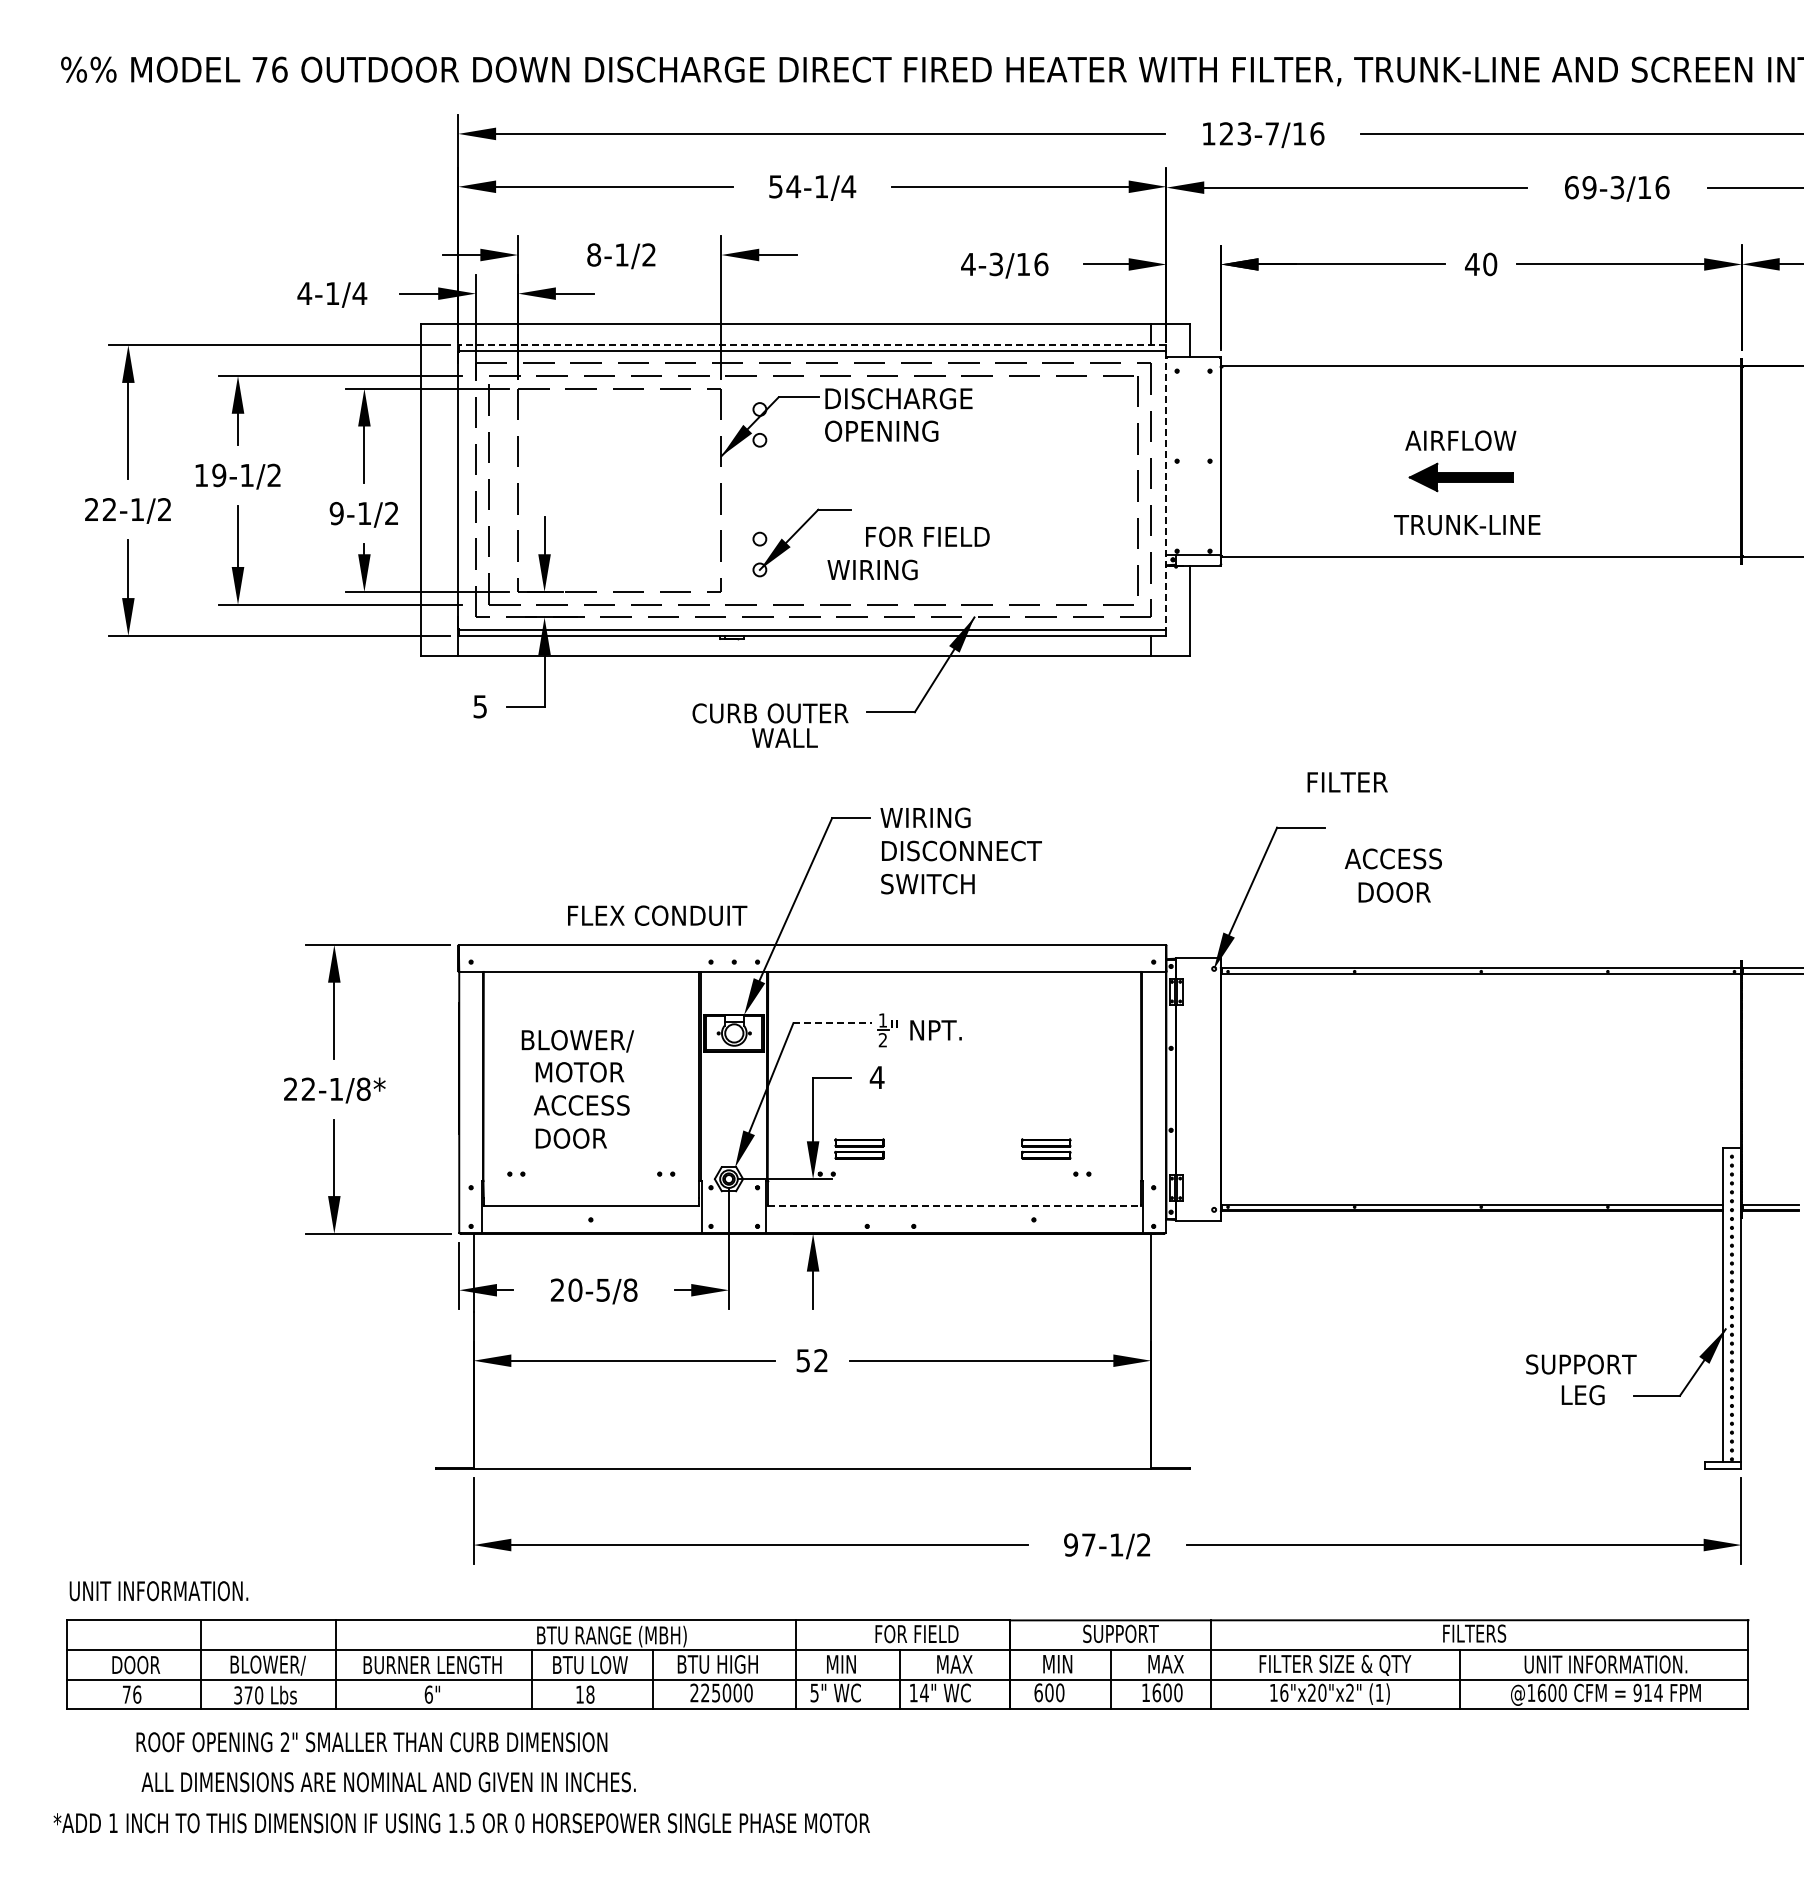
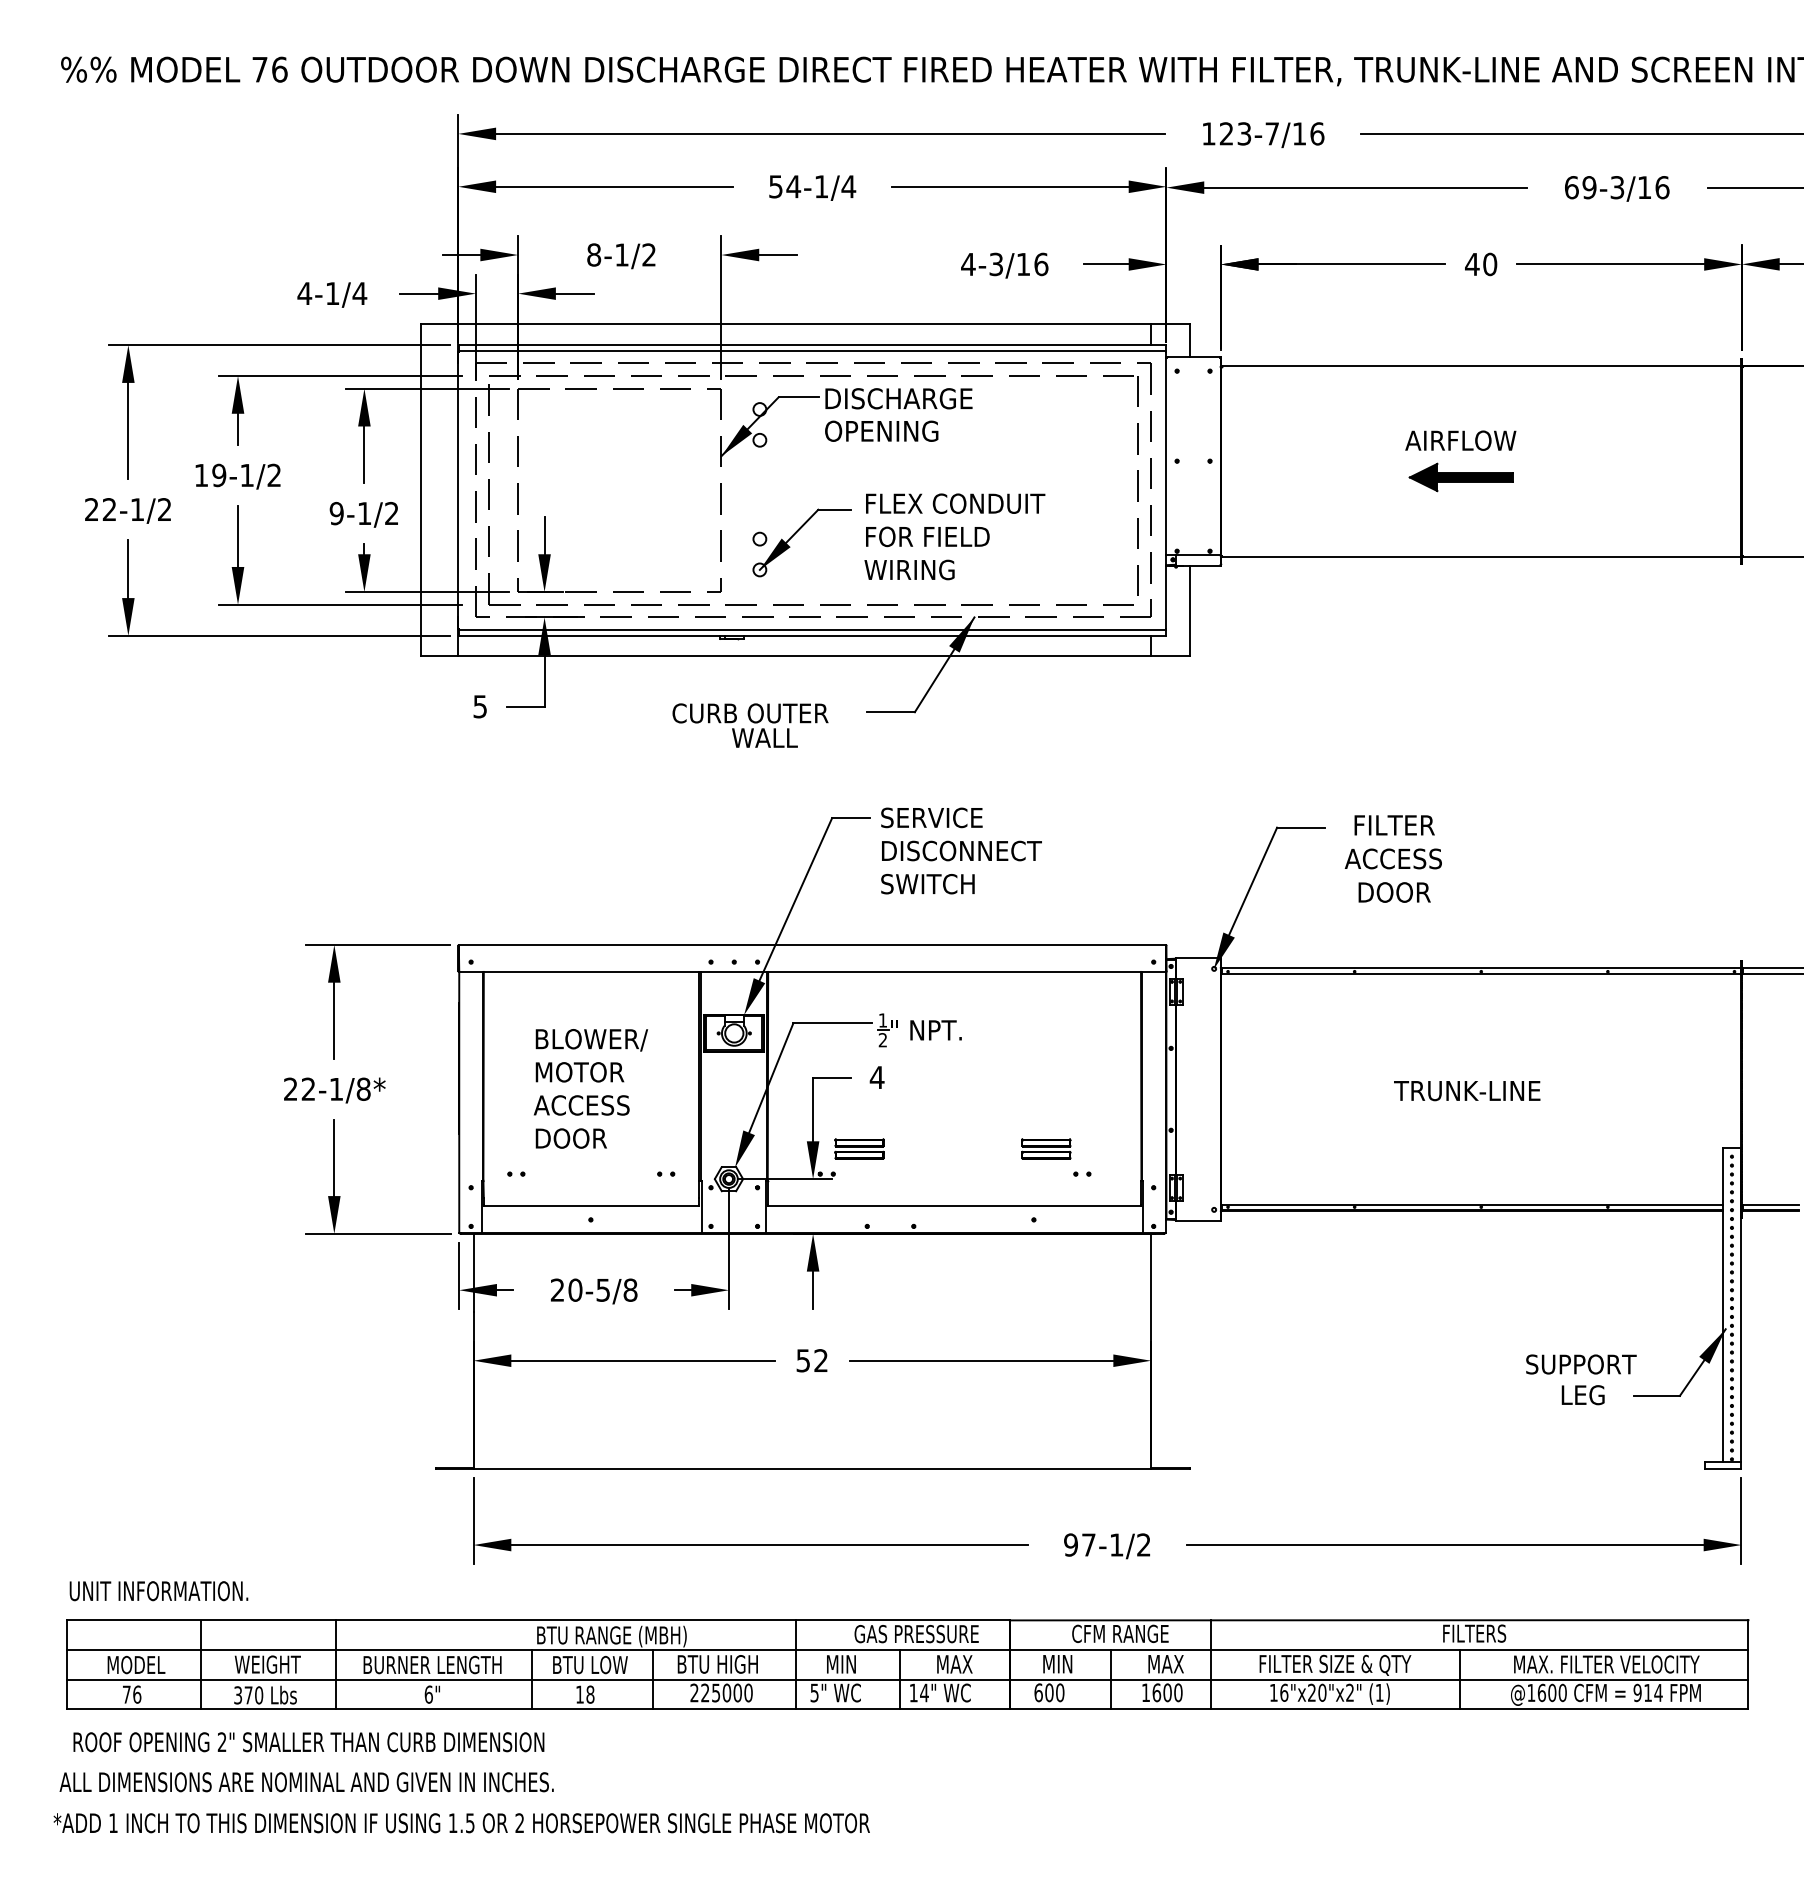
line: dashed -> solid (811, 344)
line: dashed -> solid (1166, 490)
text position: (1467, 525) -> (1467, 1091) (1467, 1091)
text position: (872, 569) -> (909, 569) (909, 569)
text position: (770, 725) -> (750, 725) (750, 725)
text position: (1347, 782) -> (1394, 825) (1394, 825)
text: WIRING -> SERVICE (931, 817)
text position: (657, 915) -> (955, 503) (955, 503)
line: dashed -> solid (833, 1023)
text position: (577, 1041) -> (591, 1040) (591, 1040)
line: dashed -> solid (955, 1206)
text: SUPPORT -> CFM RANGE (1120, 1633)
text: FOR FIELD -> GAS PRESSURE (916, 1634)
text: DOOR -> MODEL (136, 1664)
text: UNIT INFORMATION. -> MAX. FILTER VELOCITY (1606, 1664)
text: BLOWER/ -> WEIGHT (267, 1665)
text position: (371, 1742) -> (308, 1742) (308, 1742)
text position: (388, 1782) -> (306, 1782) (306, 1782)
text: 0 -> 2 (519, 1823)
